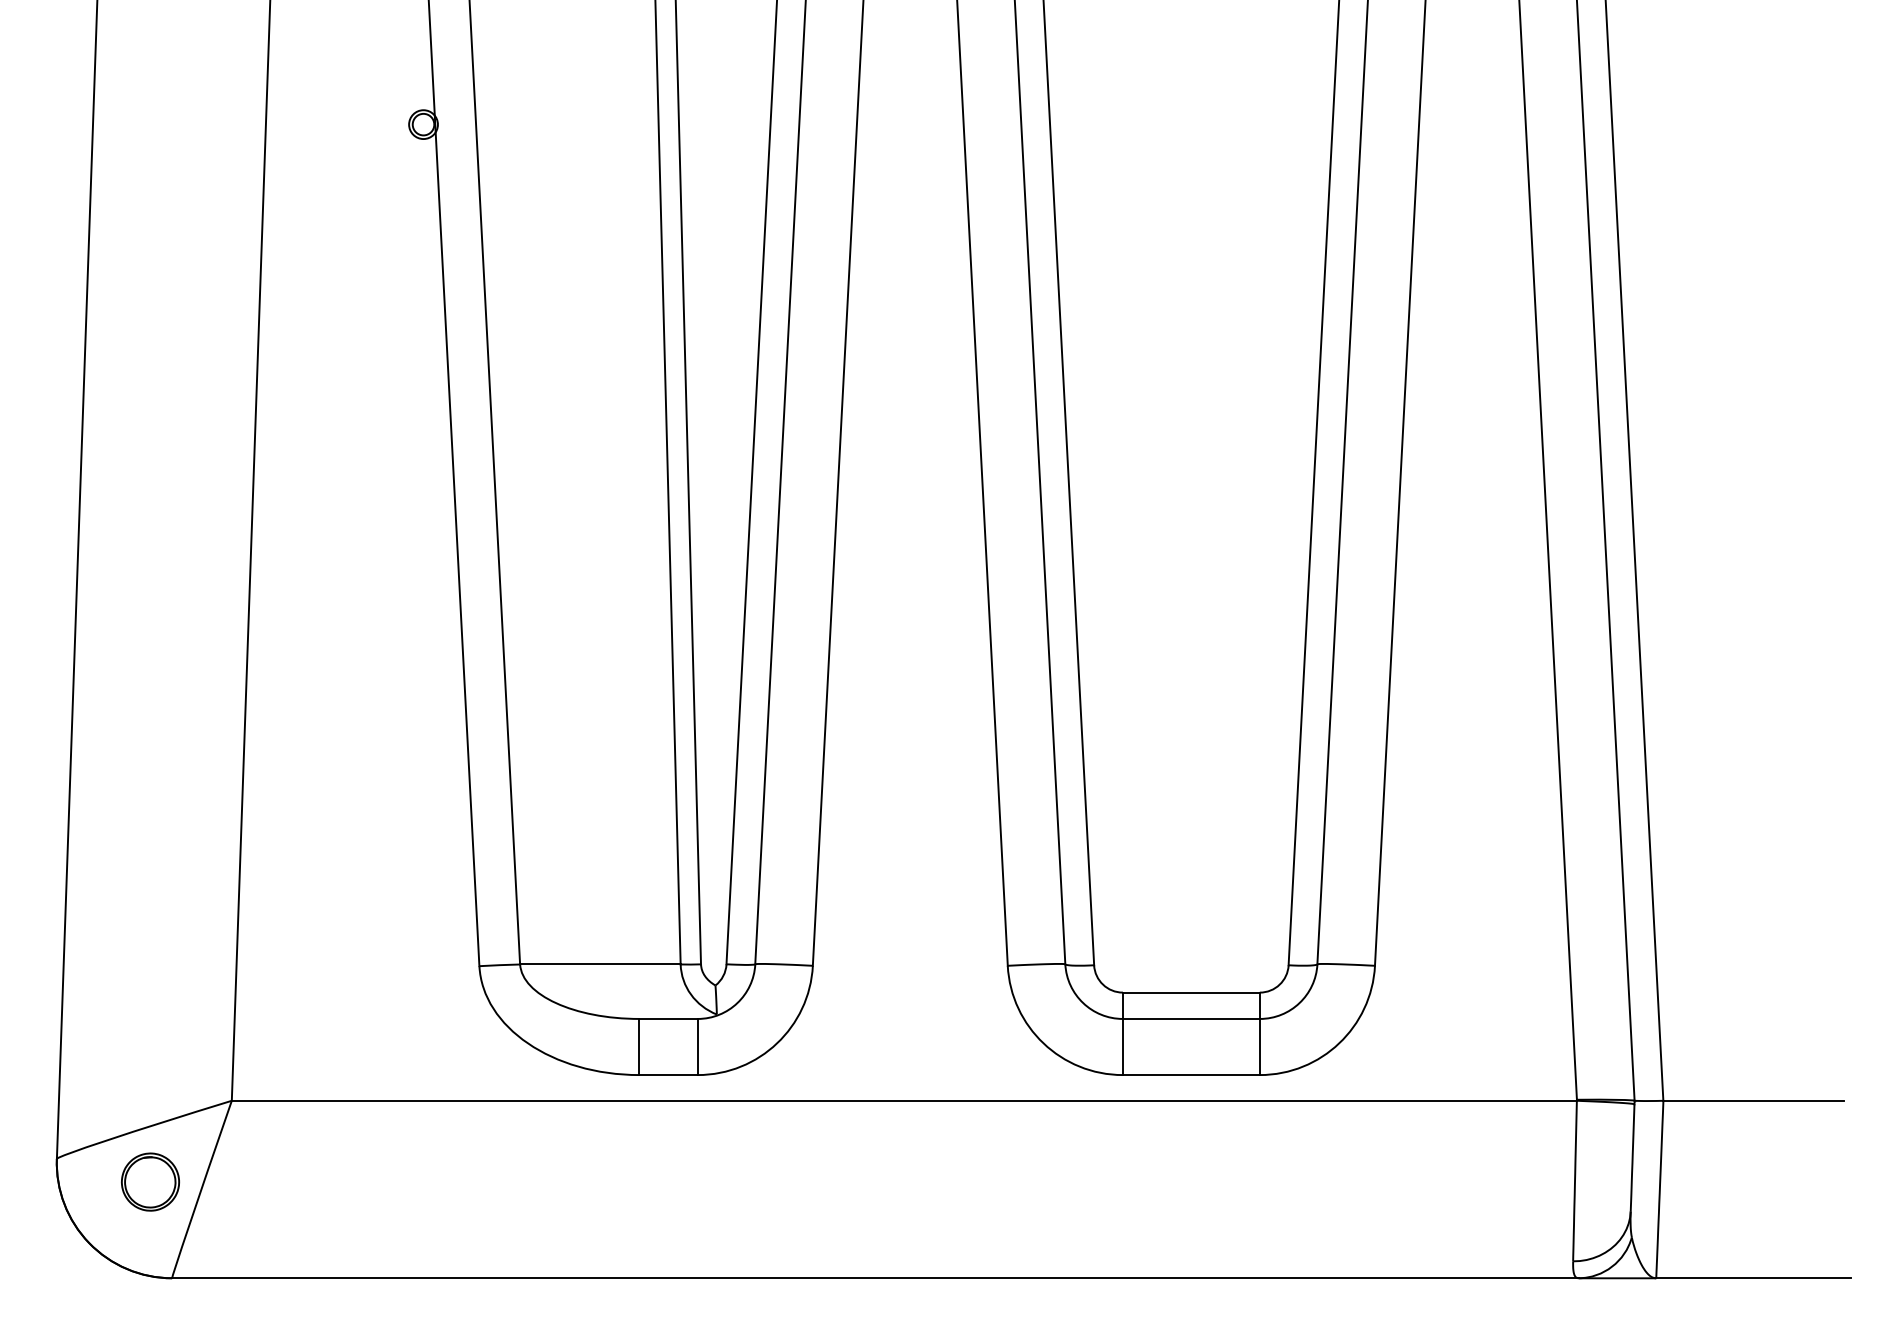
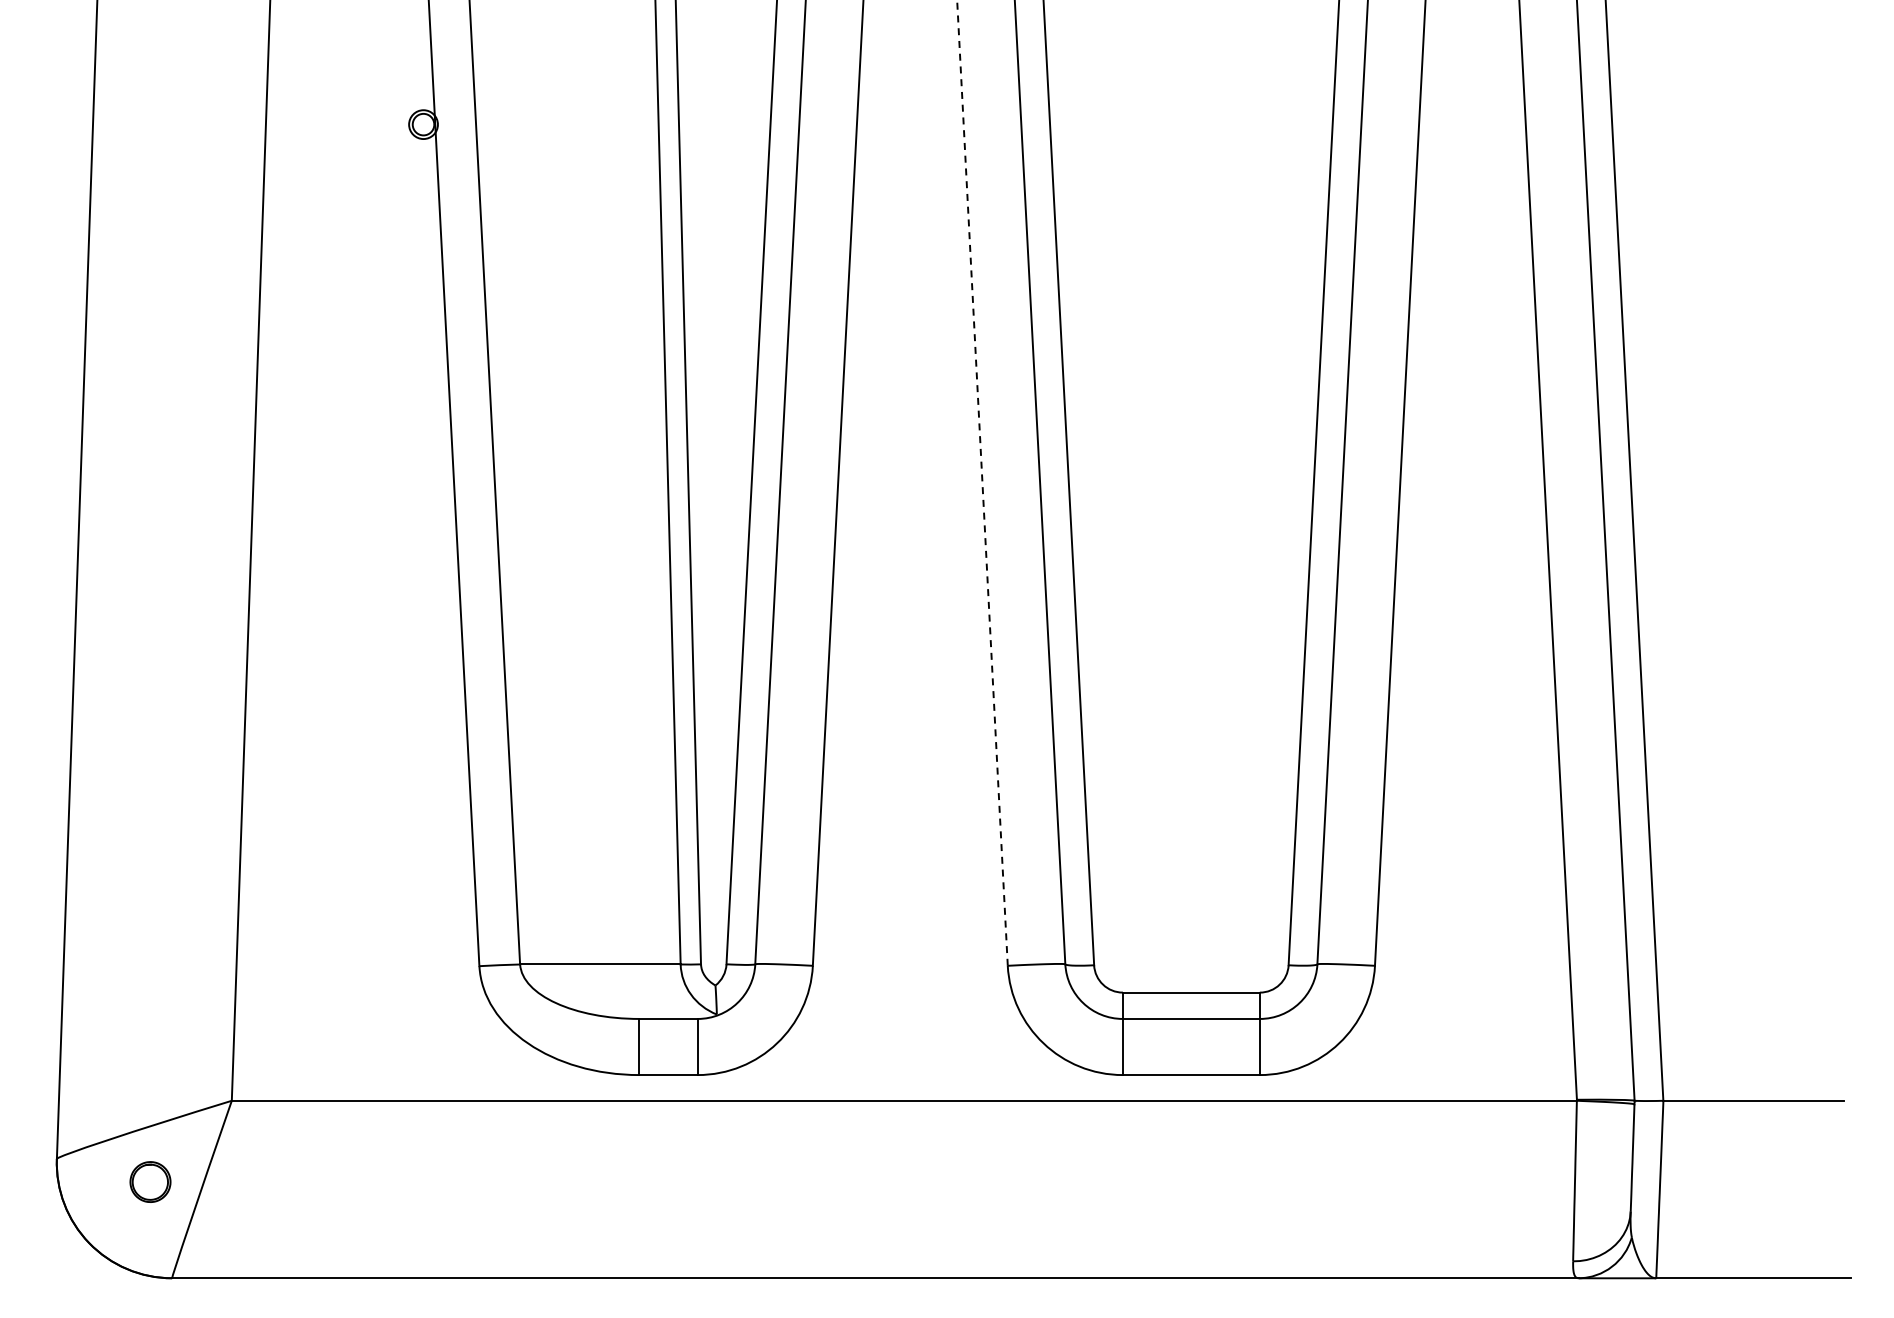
line: solid -> dashed (982, 482)
part size: 59x60 px -> 43x42 px (150, 1181)
